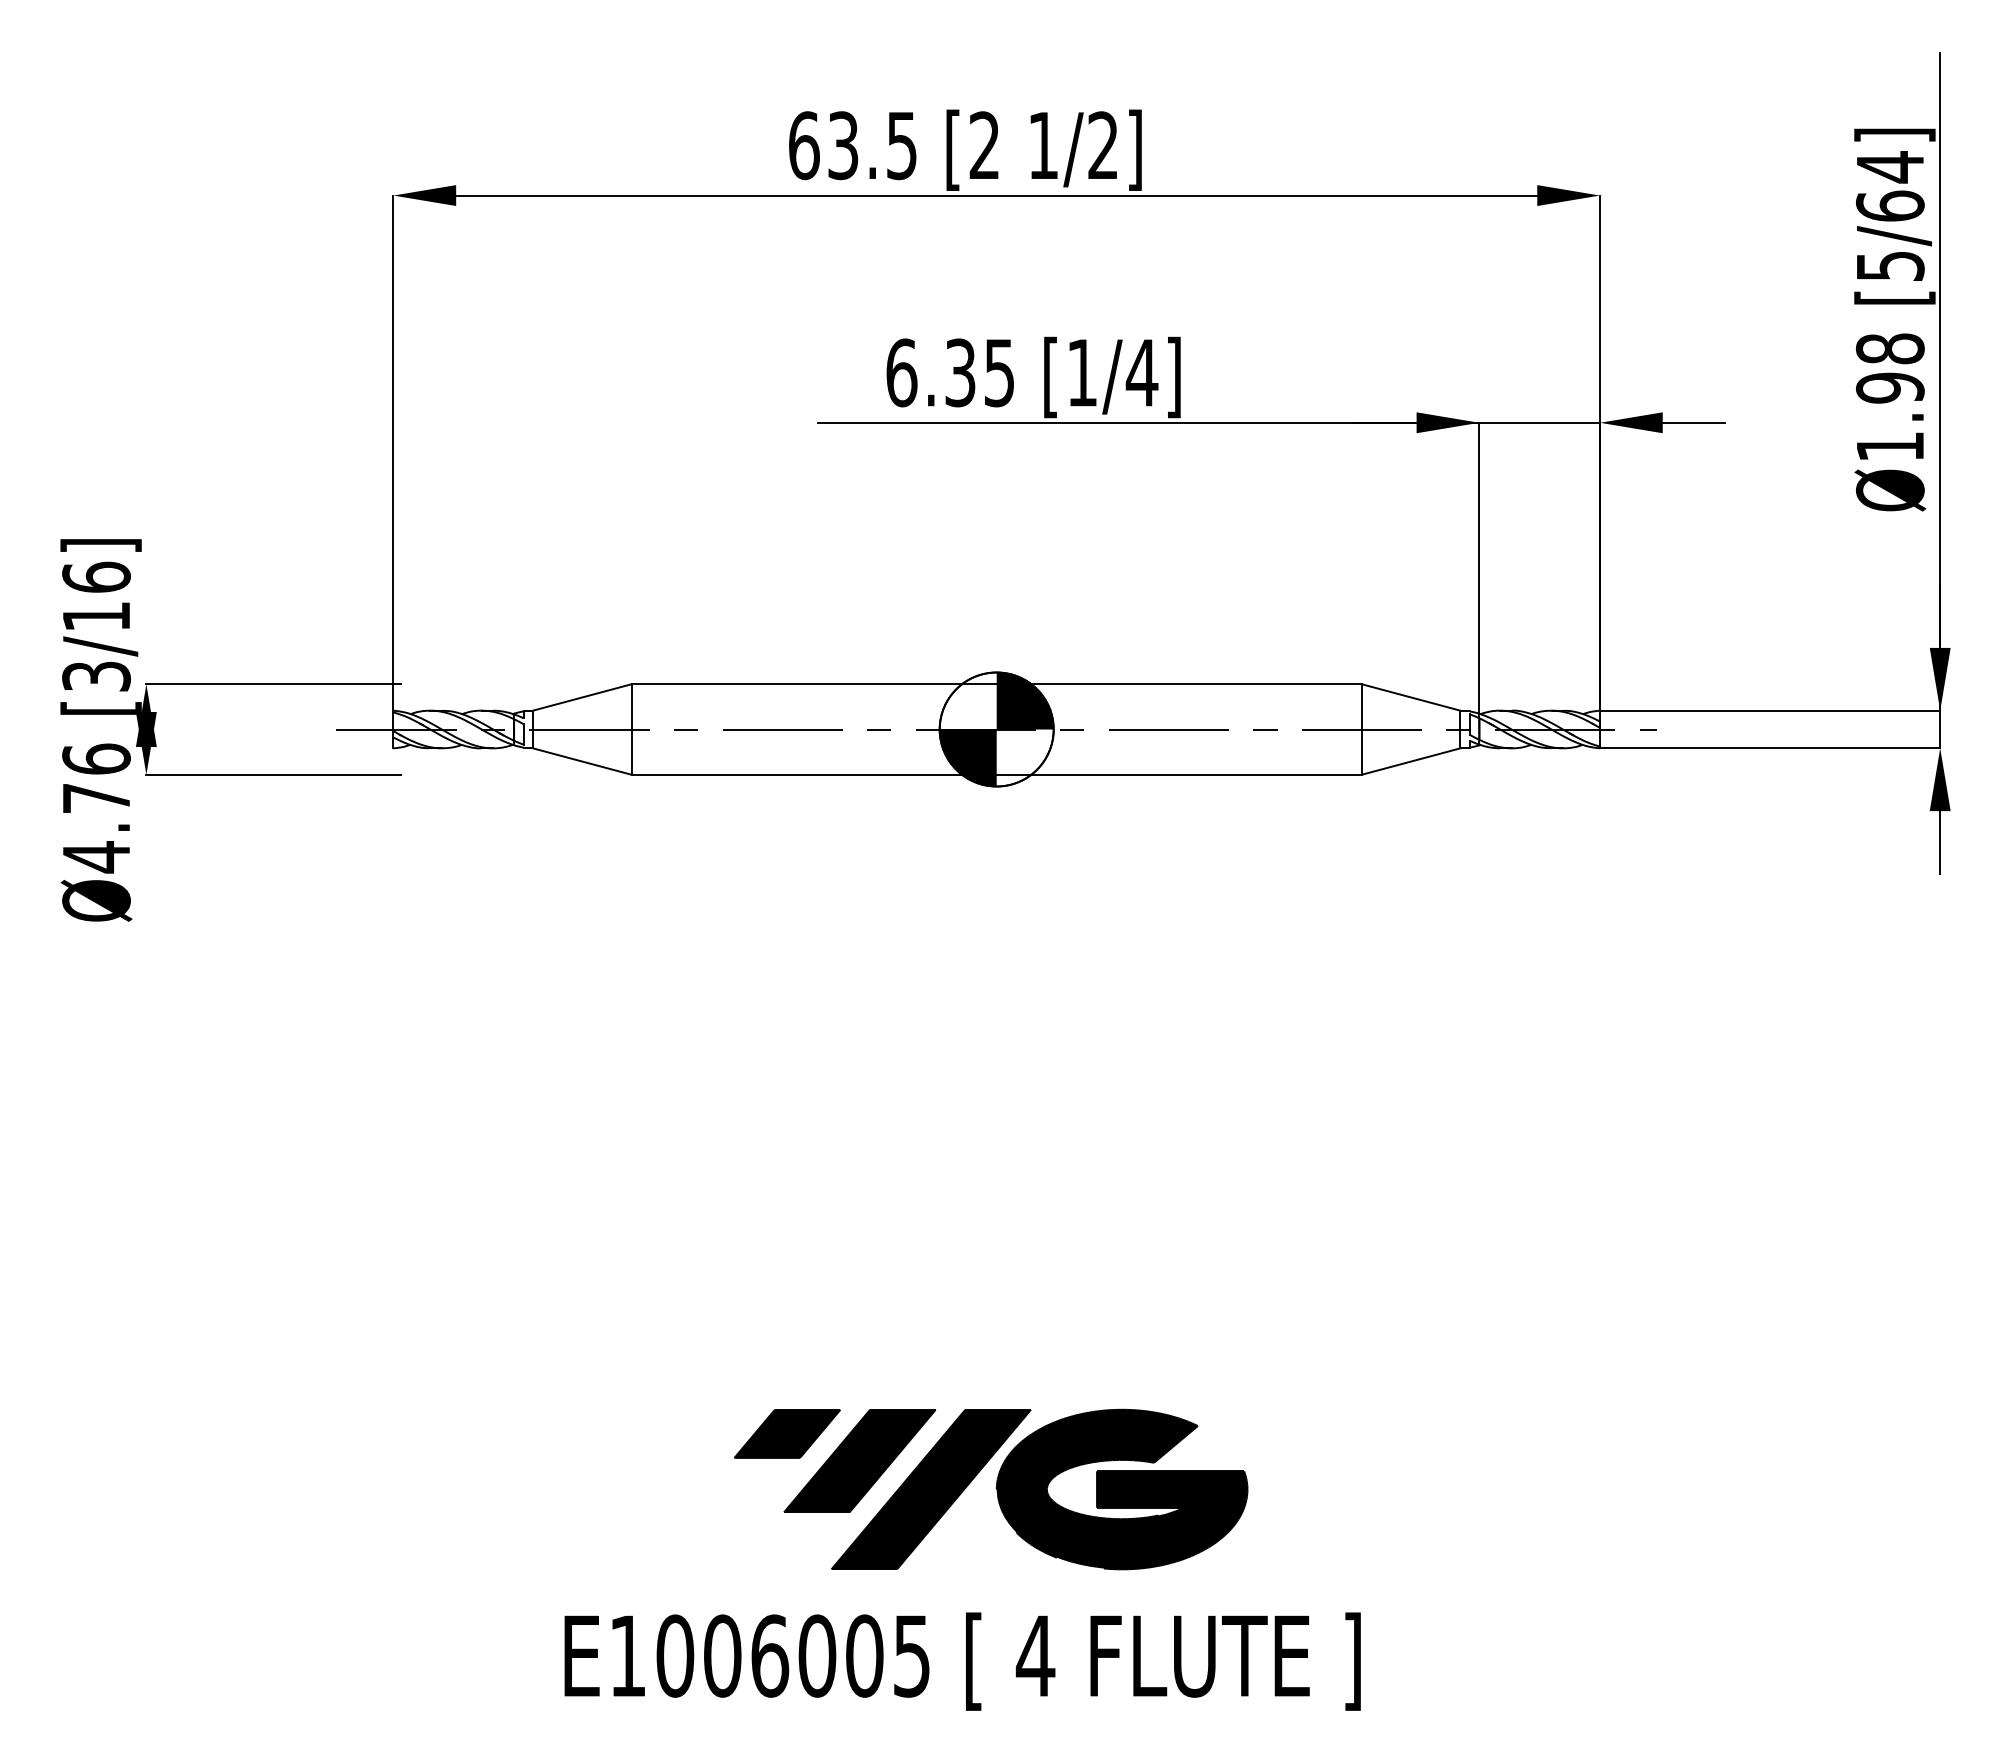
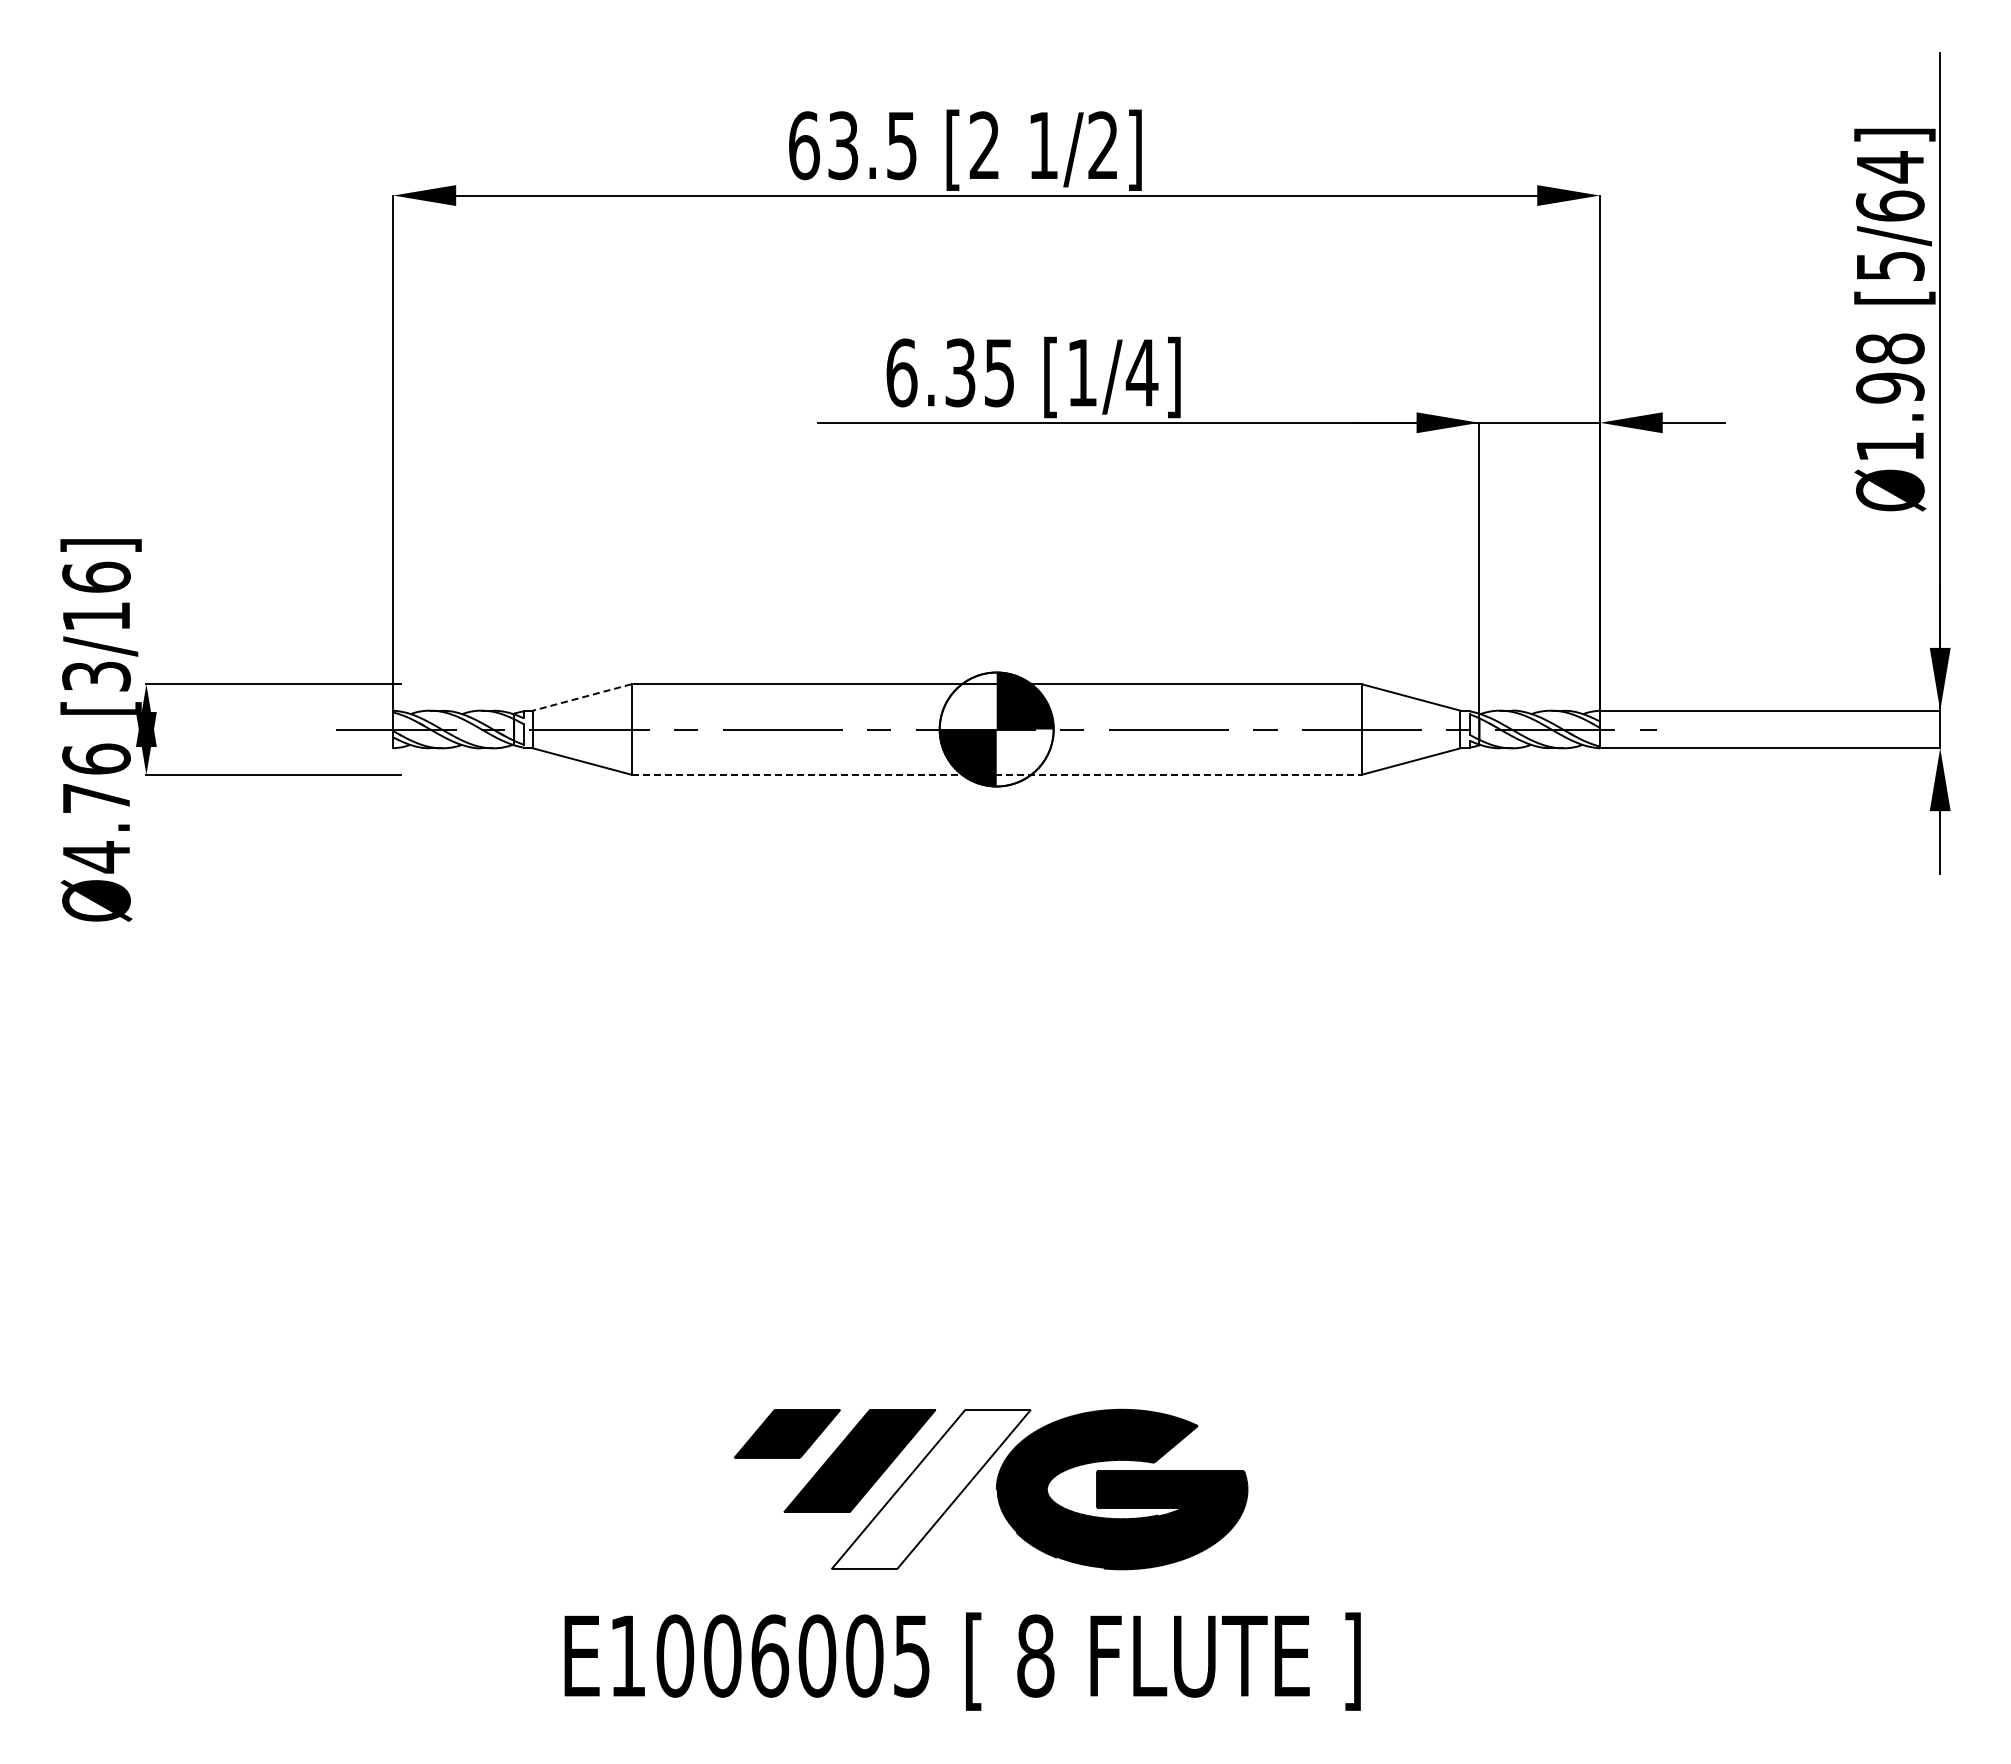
line: solid -> dashed (582, 697)
line: solid -> dashed (997, 774)
fill: present -> none (930, 1489)
text: 4 -> 8 (1035, 1655)
